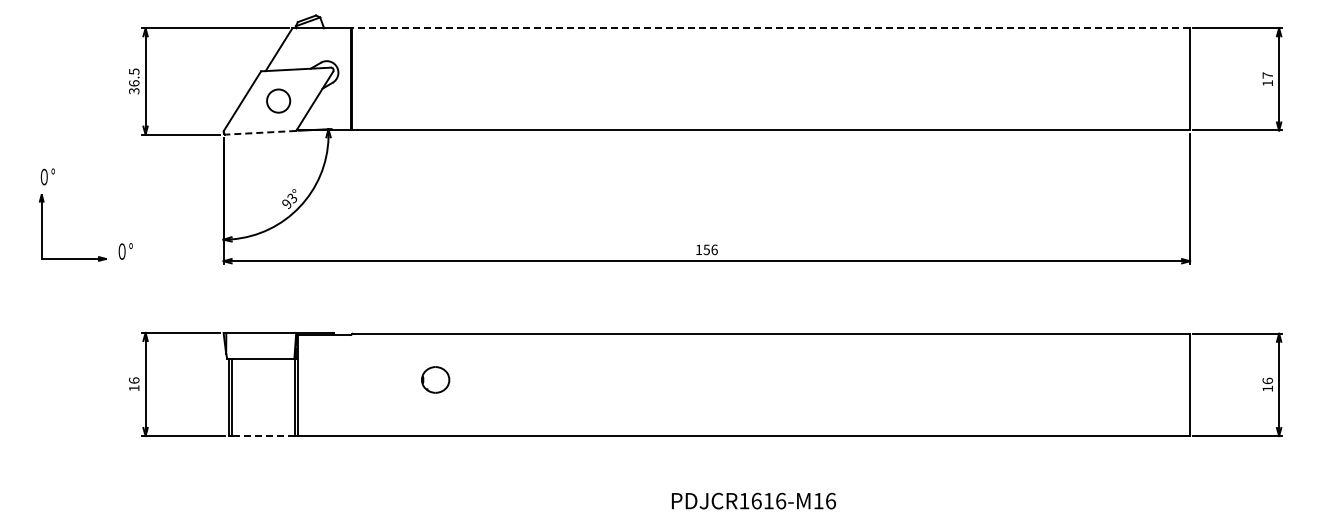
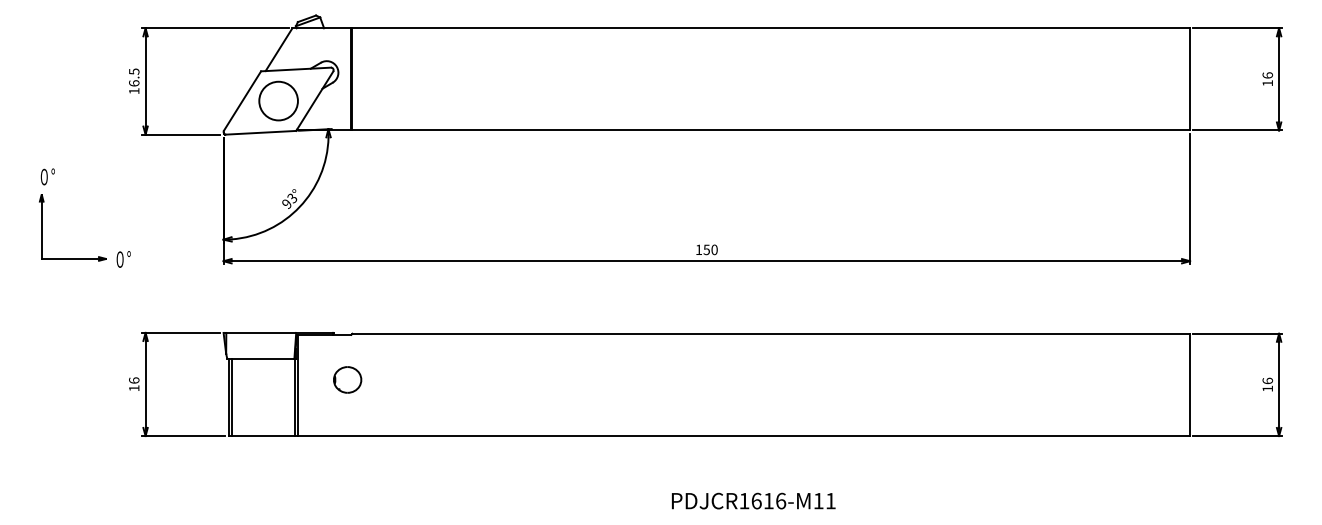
line: dashed -> solid (771, 28)
text: 17 -> 16 (1267, 75)
text: 36.5 -> 16.5 (134, 91)
circle diameter: 23 px -> 39 px (278, 100)
line: dashed -> solid (260, 132)
text: 156 -> 150 (714, 249)
text position: (125, 251) -> (123, 259) (123, 259)
part position: (435, 379) -> (347, 379) (347, 379)
line: dashed -> solid (262, 436)
text: PDJCR1616-M16 -> PDJCR1616-M11 (831, 500)
